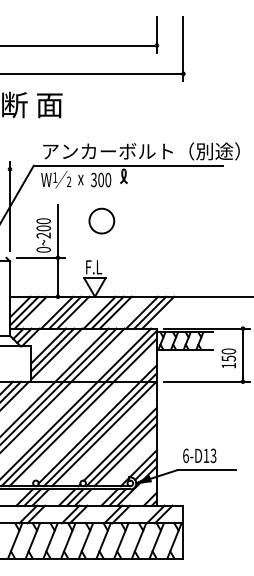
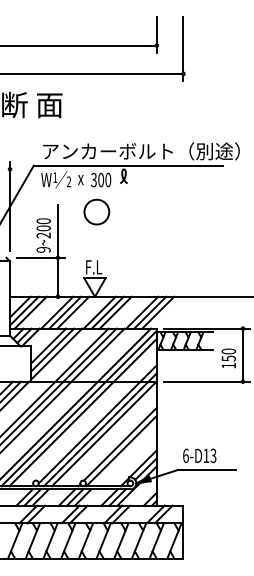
circle position: (101, 220) -> (96, 211) (96, 211)
text: 0~200 -> 9~200 (43, 249)
line: present -> none (125, 454)
